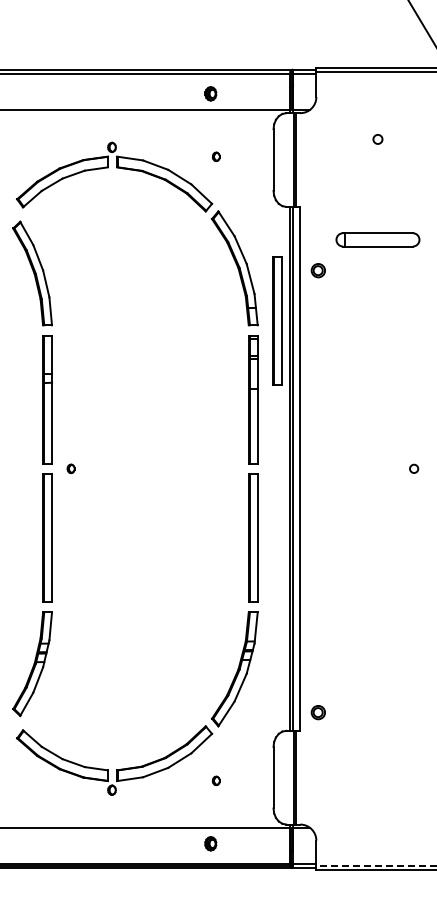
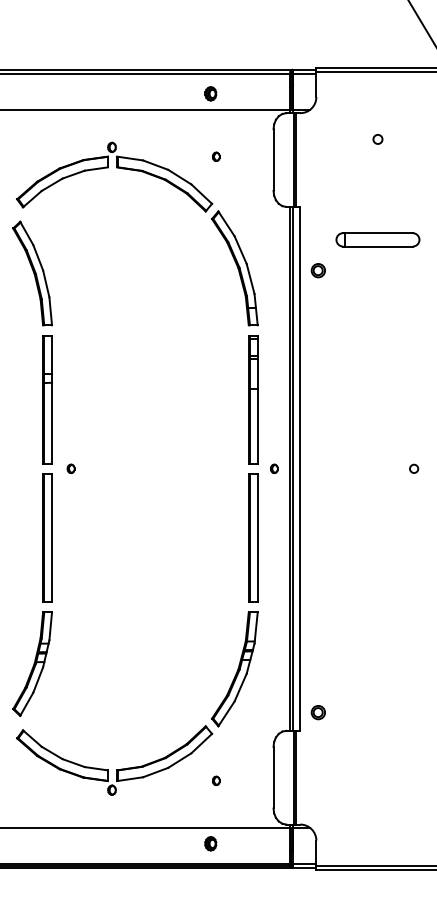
part: present -> none (277, 320)
part: none -> present (274, 468)
line: dashed -> solid (376, 865)
